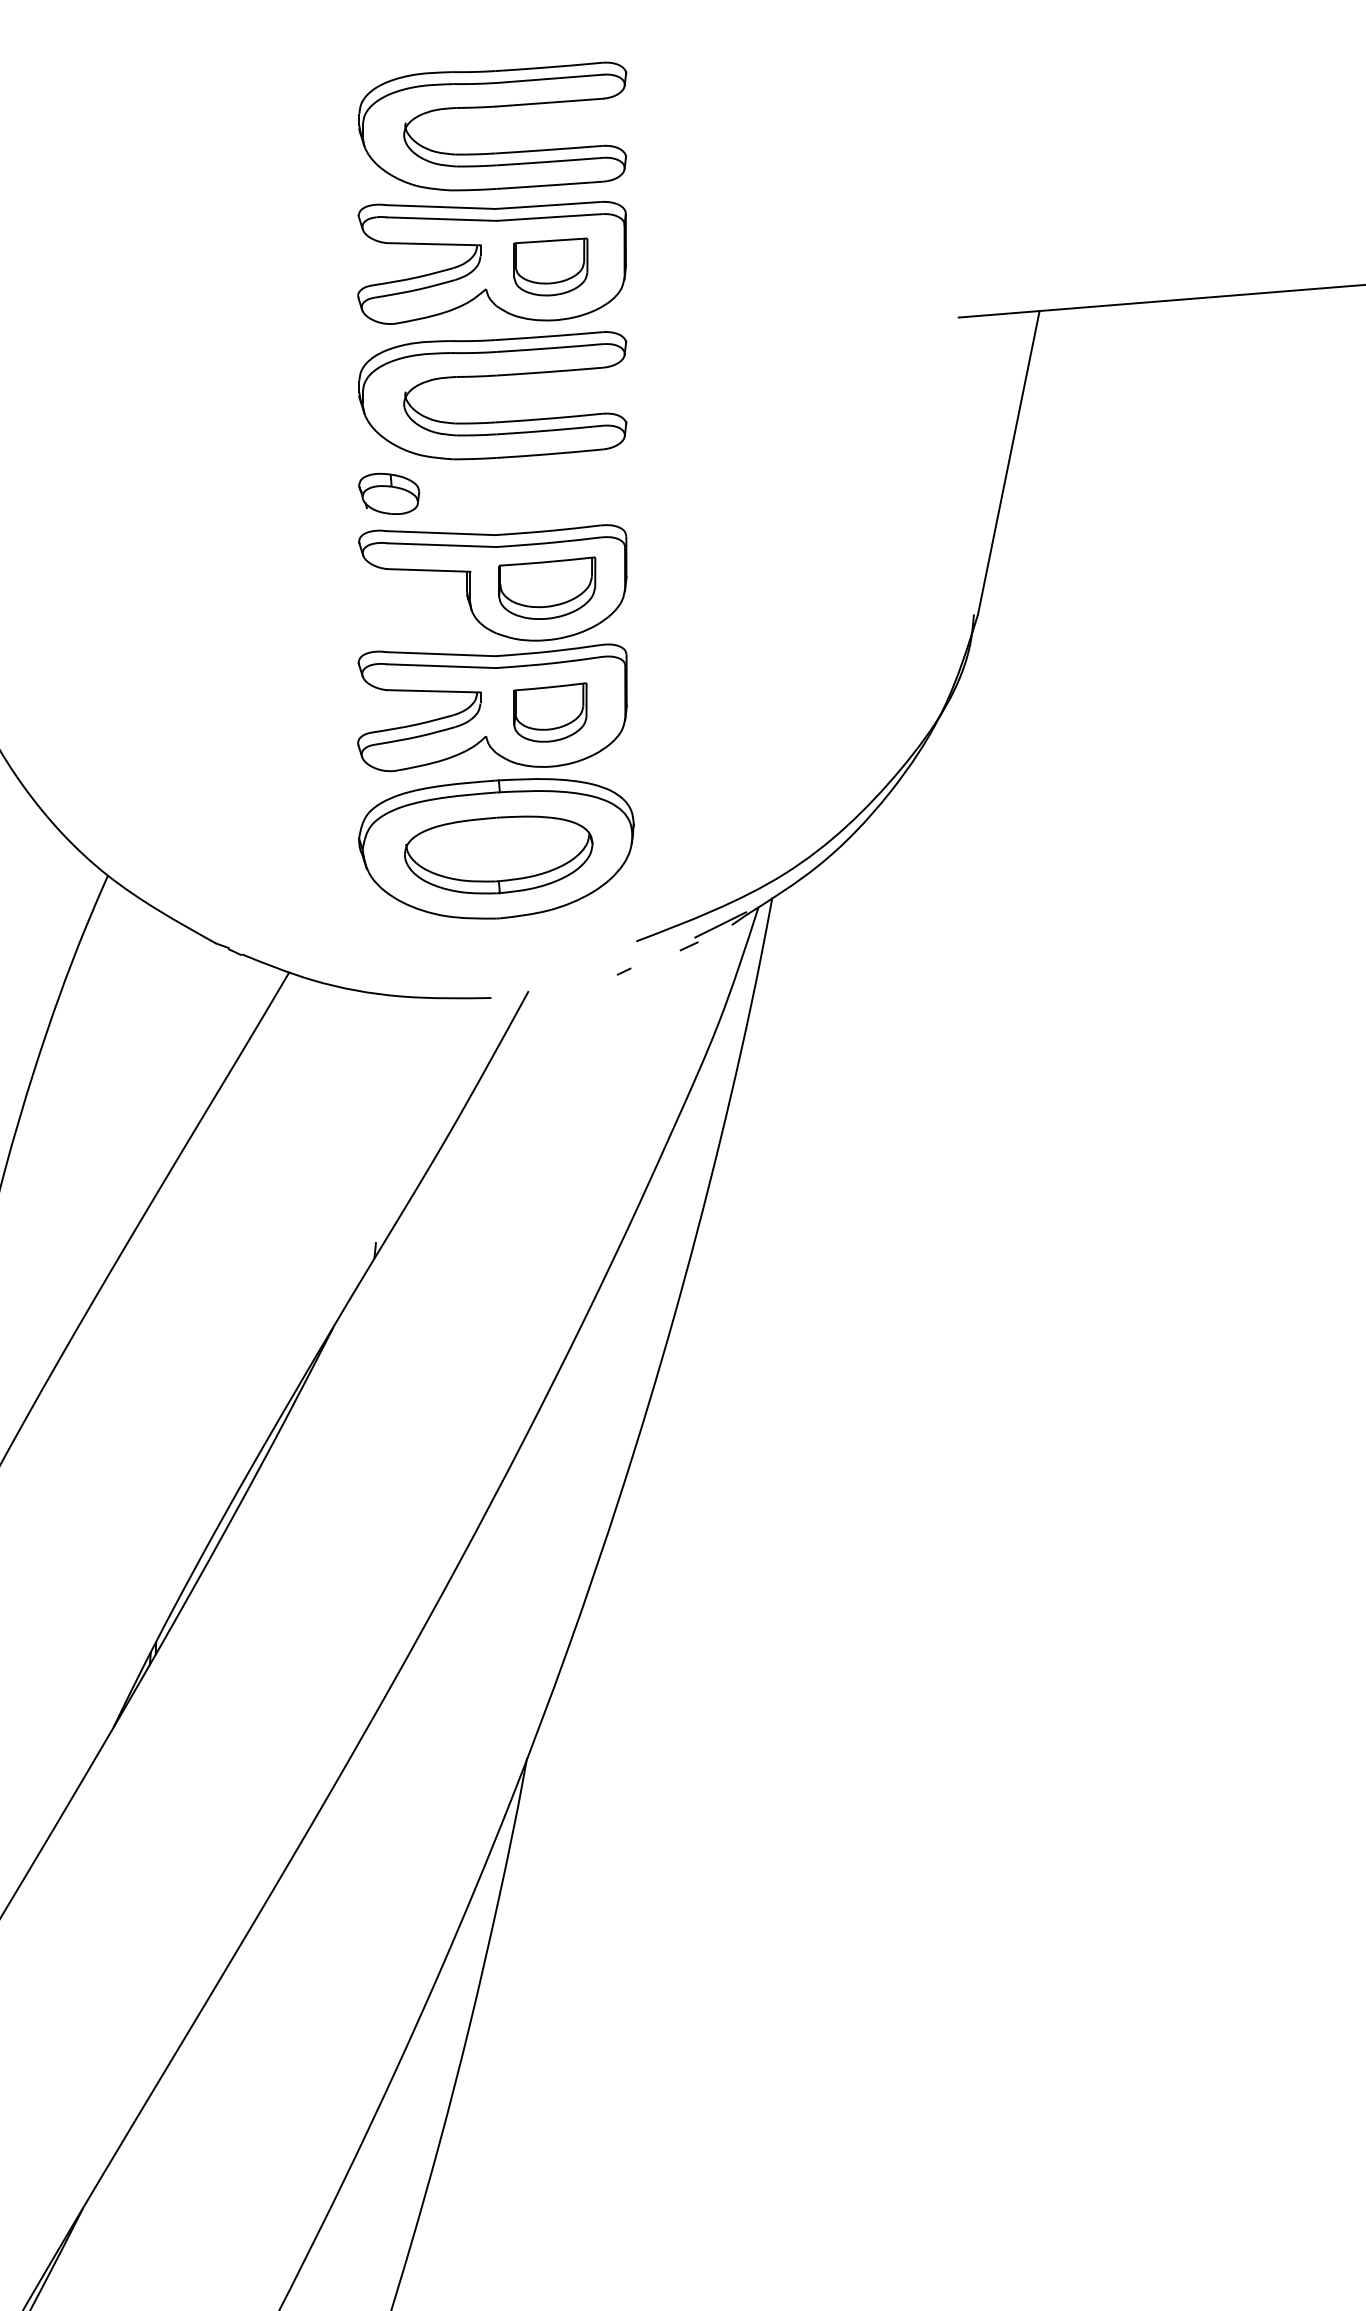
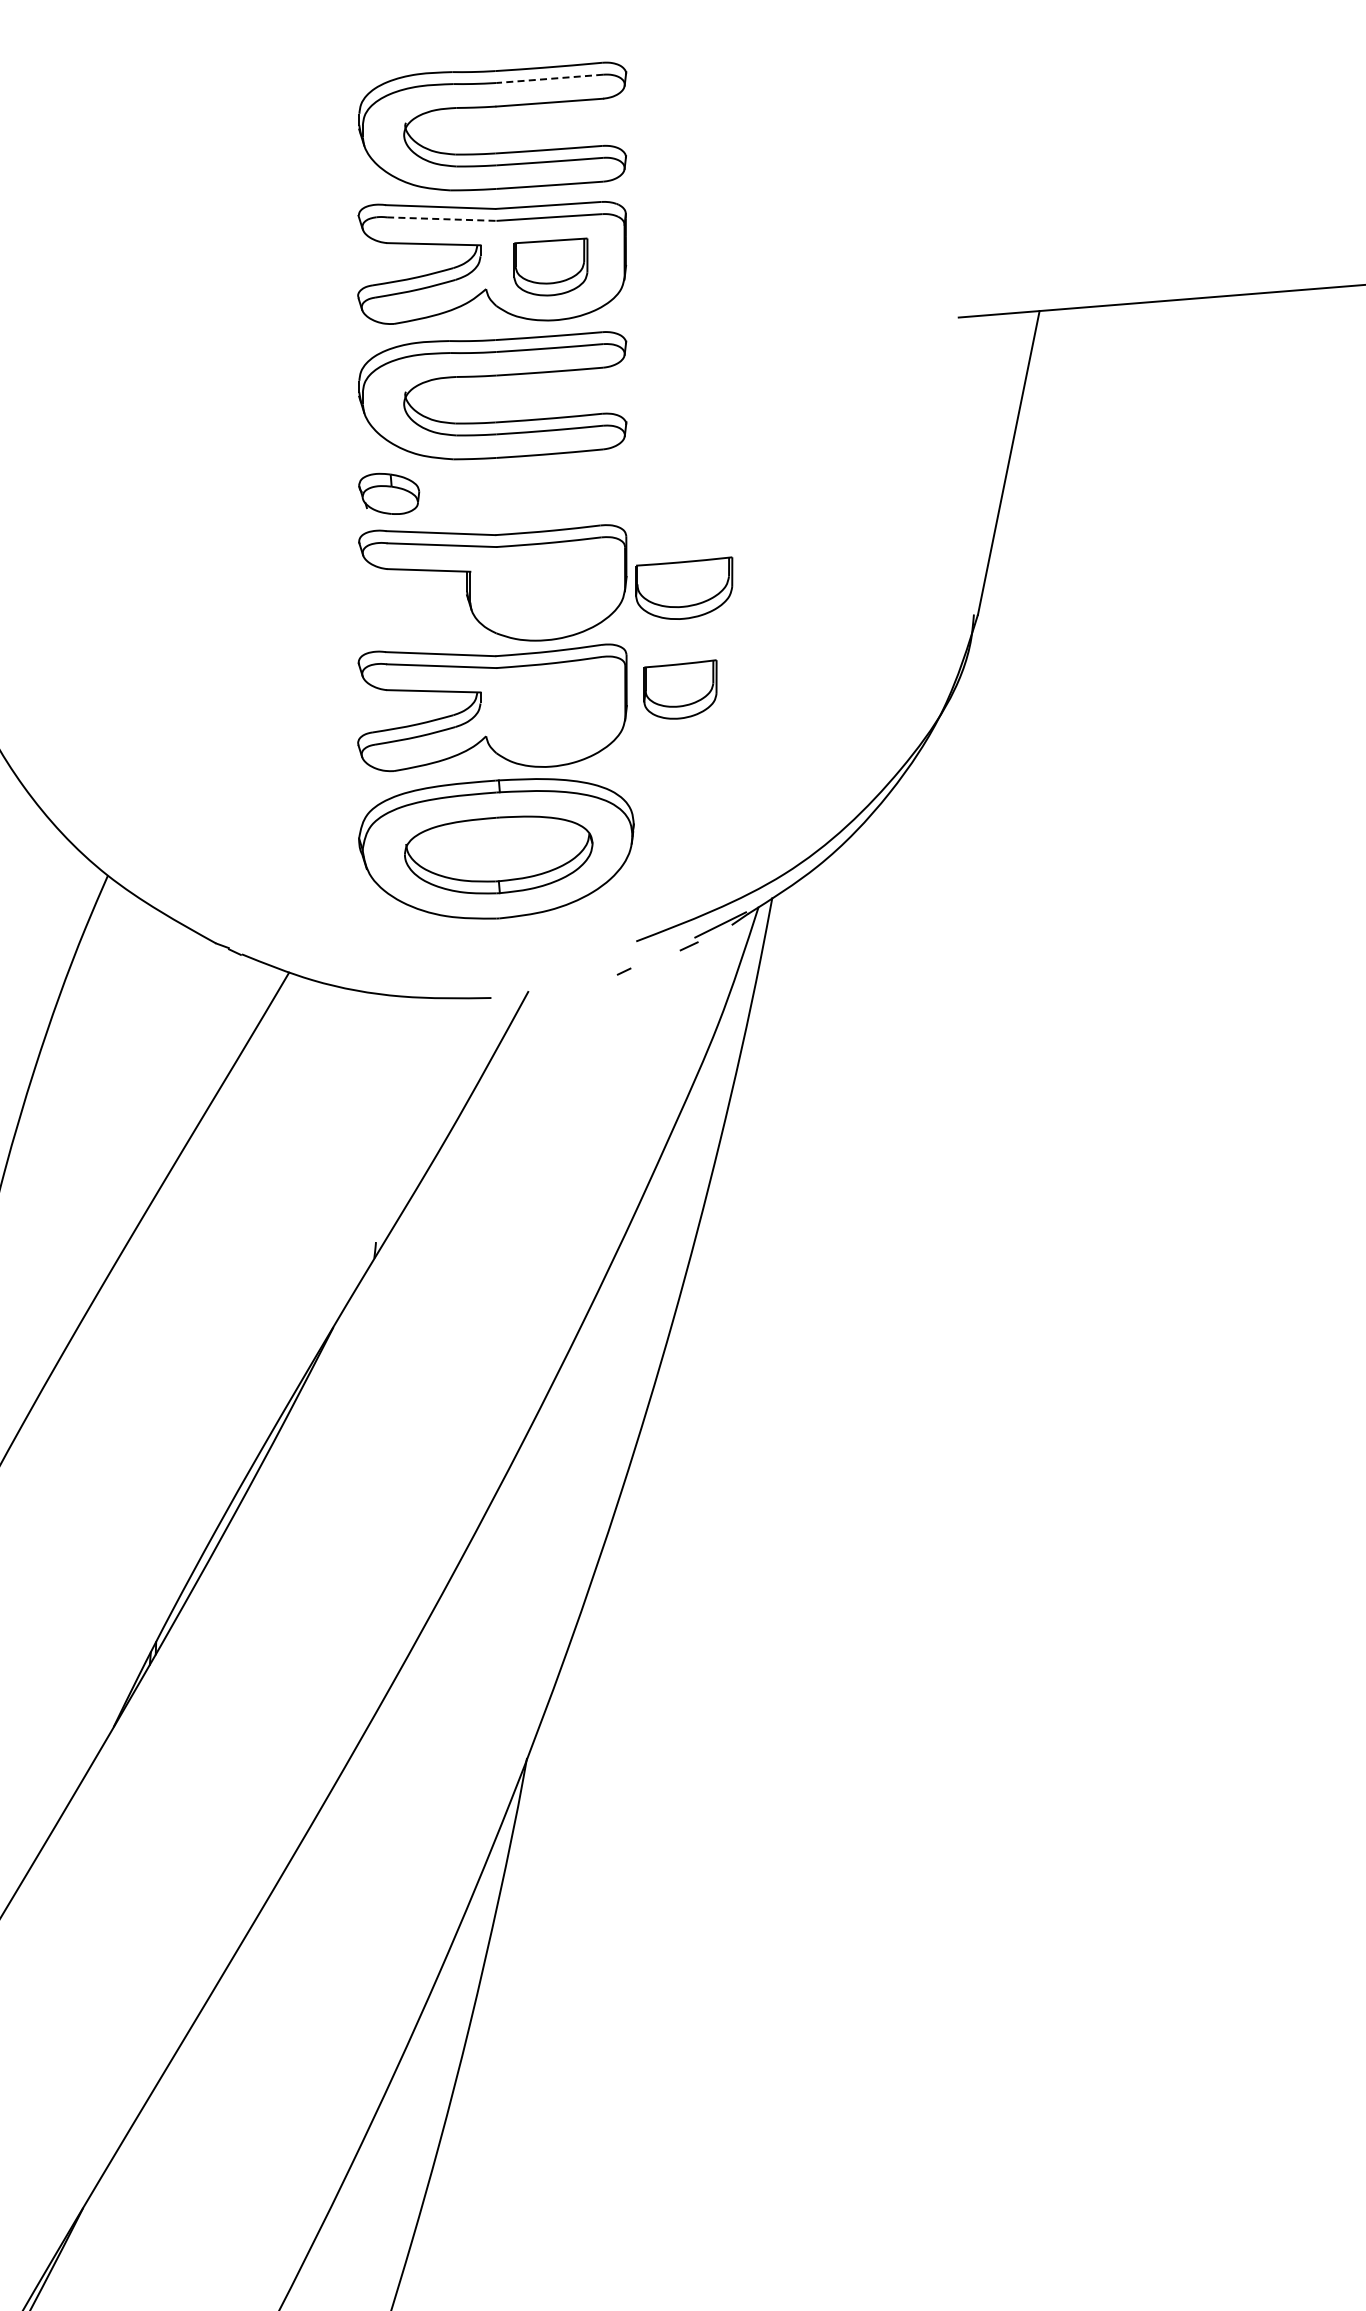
line: solid -> dashed (549, 78)
line: solid -> dashed (441, 219)
part position: (547, 587) -> (684, 587) (684, 587)
part position: (550, 712) -> (680, 689) (680, 689)
